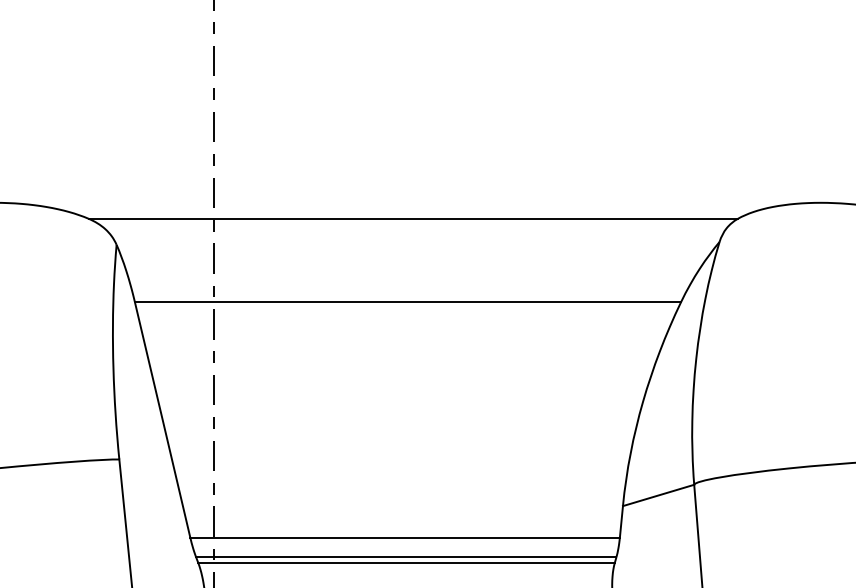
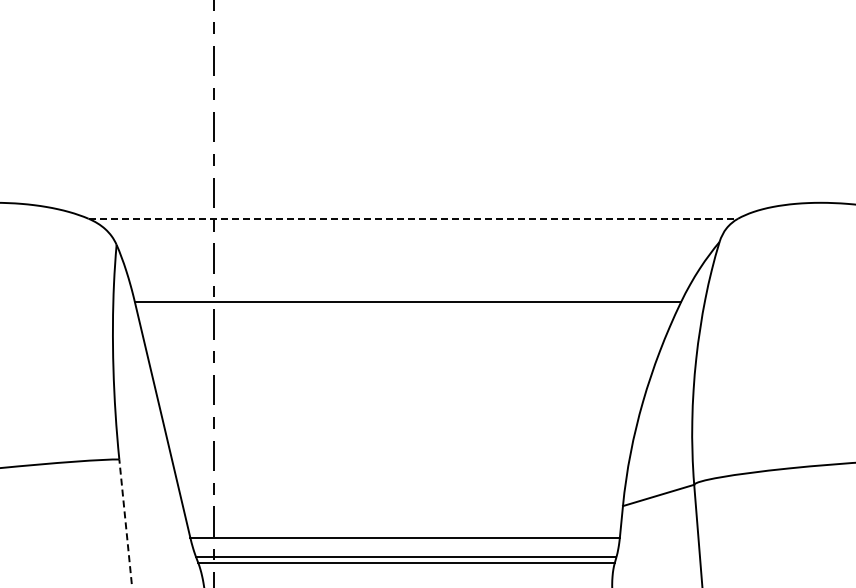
line: solid -> dashed (413, 218)
line: solid -> dashed (125, 522)
